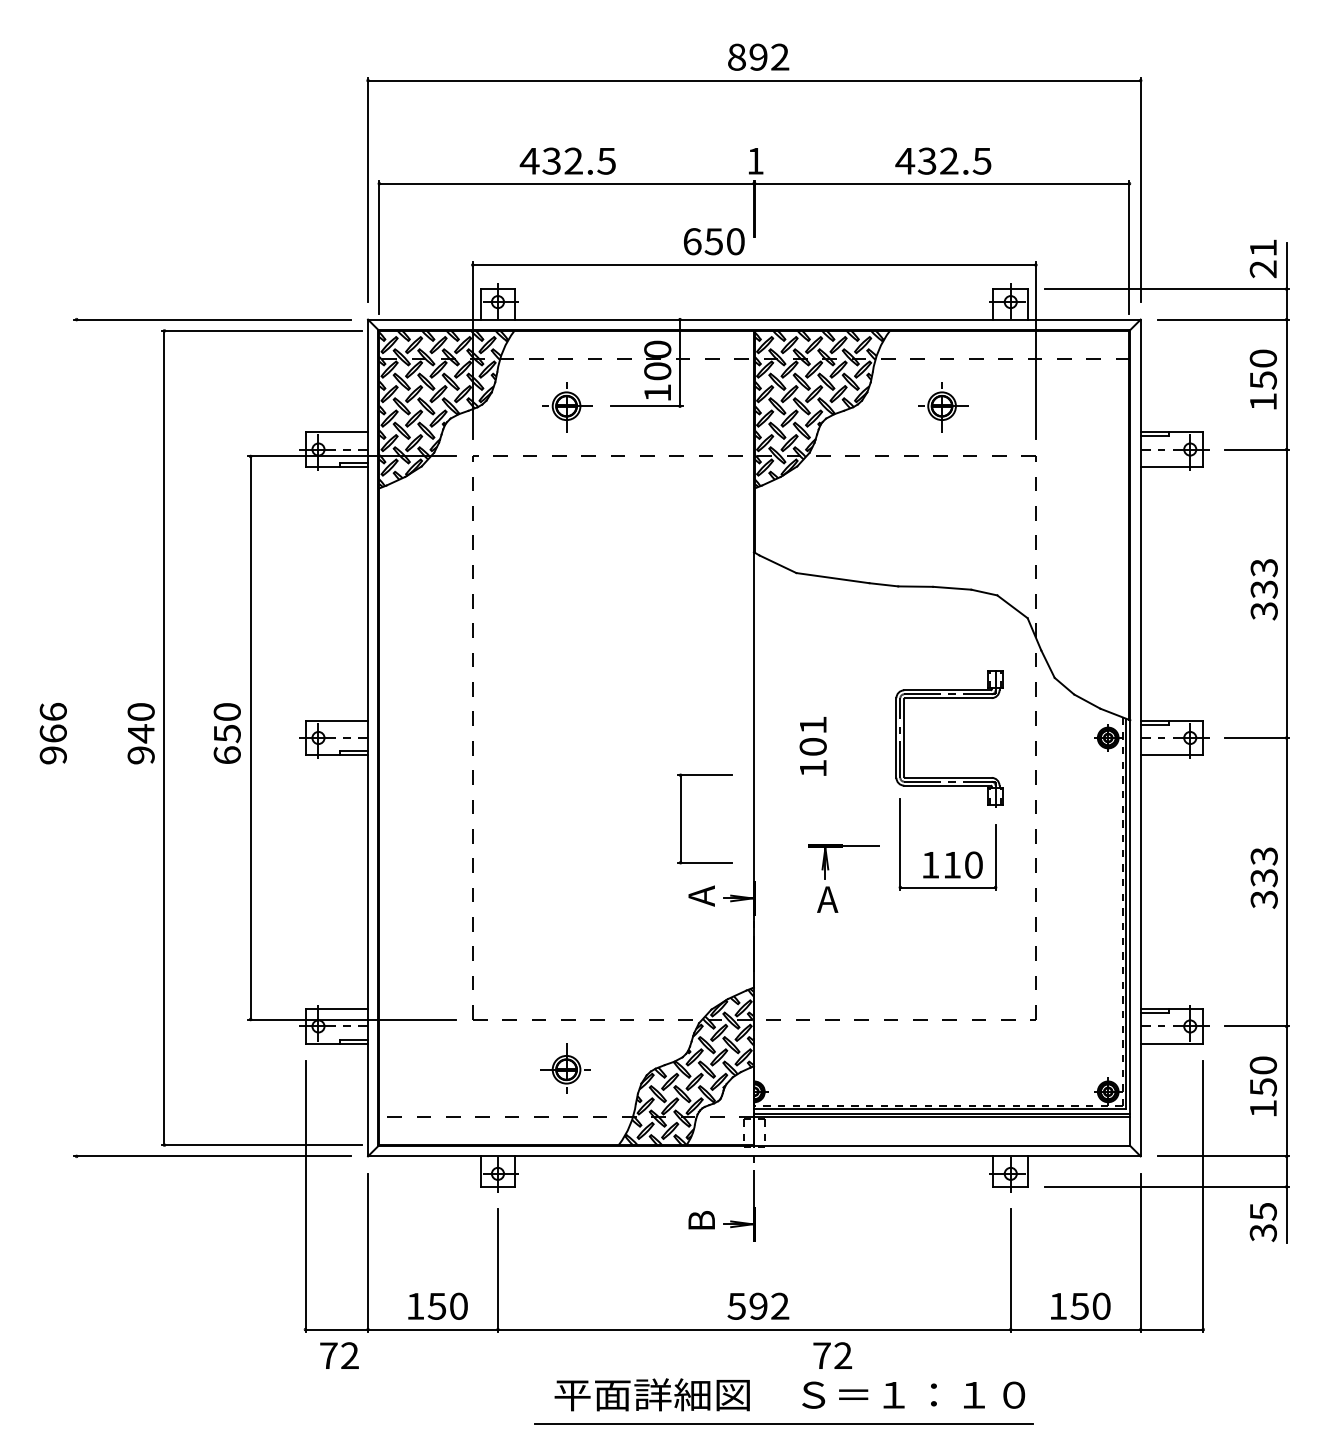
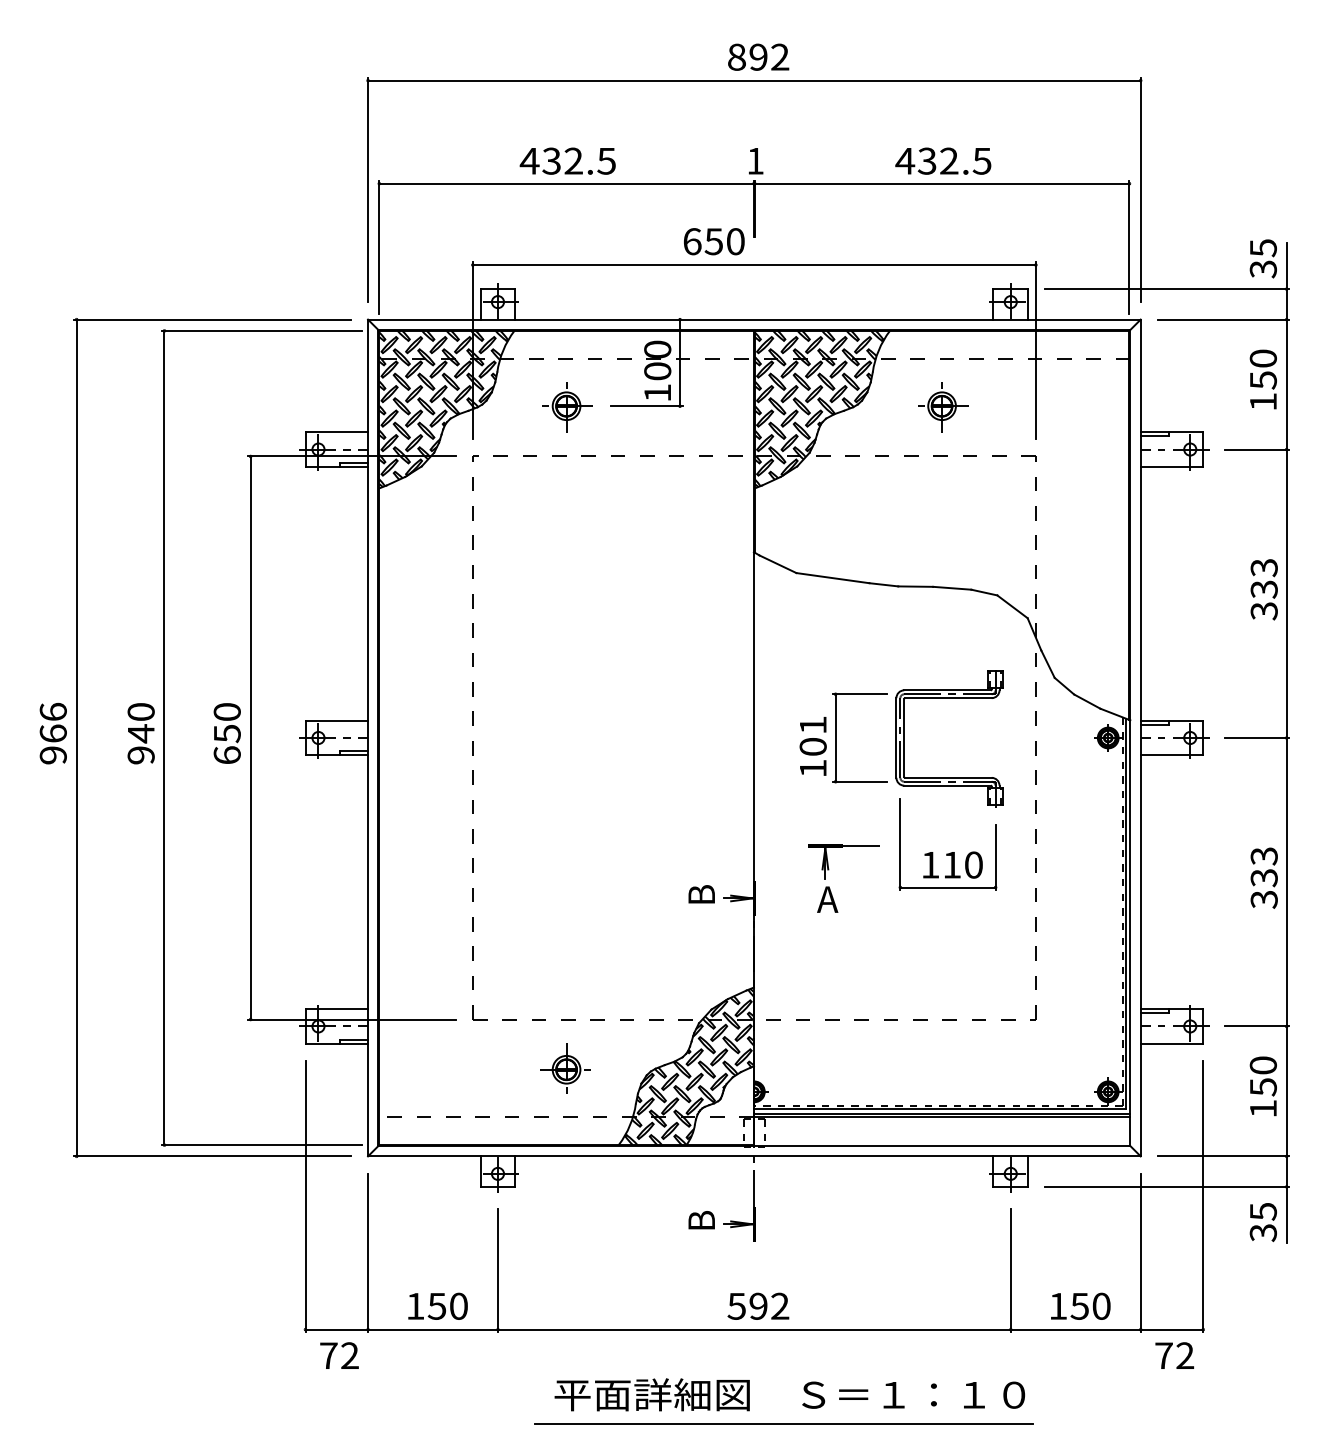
text: 21 -> 35 (1263, 258)
line: none -> present (76, 737)
part position: (681, 818) -> (836, 737) (836, 737)
text: A -> B (701, 895)
text position: (832, 1355) -> (1174, 1355) (1174, 1355)
